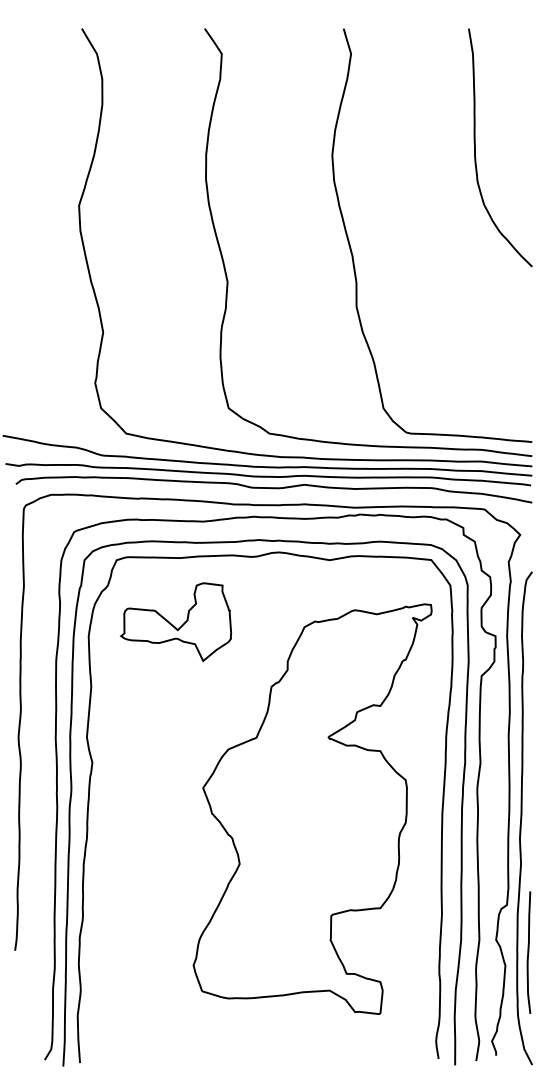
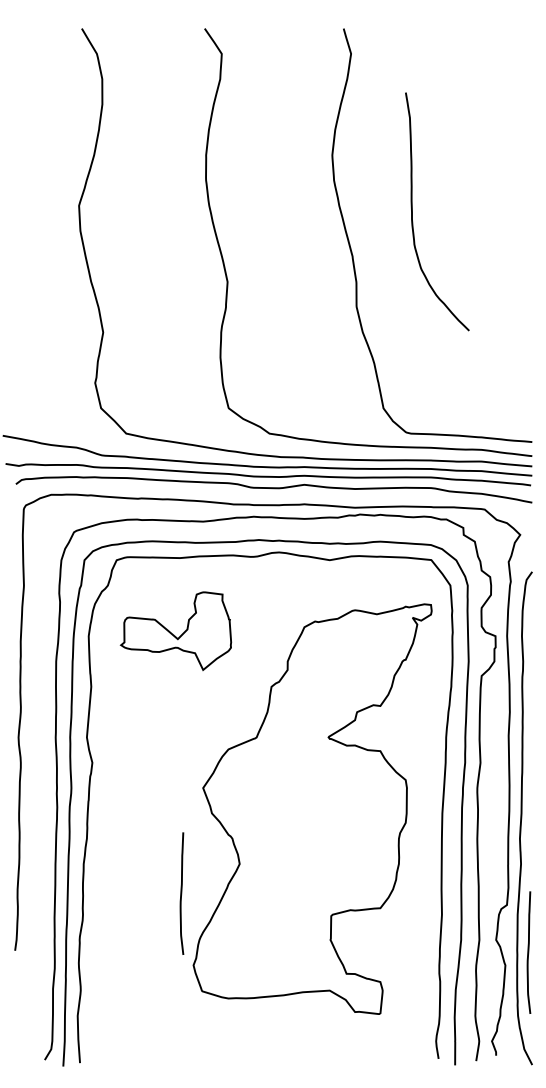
curve position: (475, 147) -> (412, 211) (412, 211)
part position: (175, 621) -> (175, 630) (175, 630)
curve: none -> present (181, 893)
